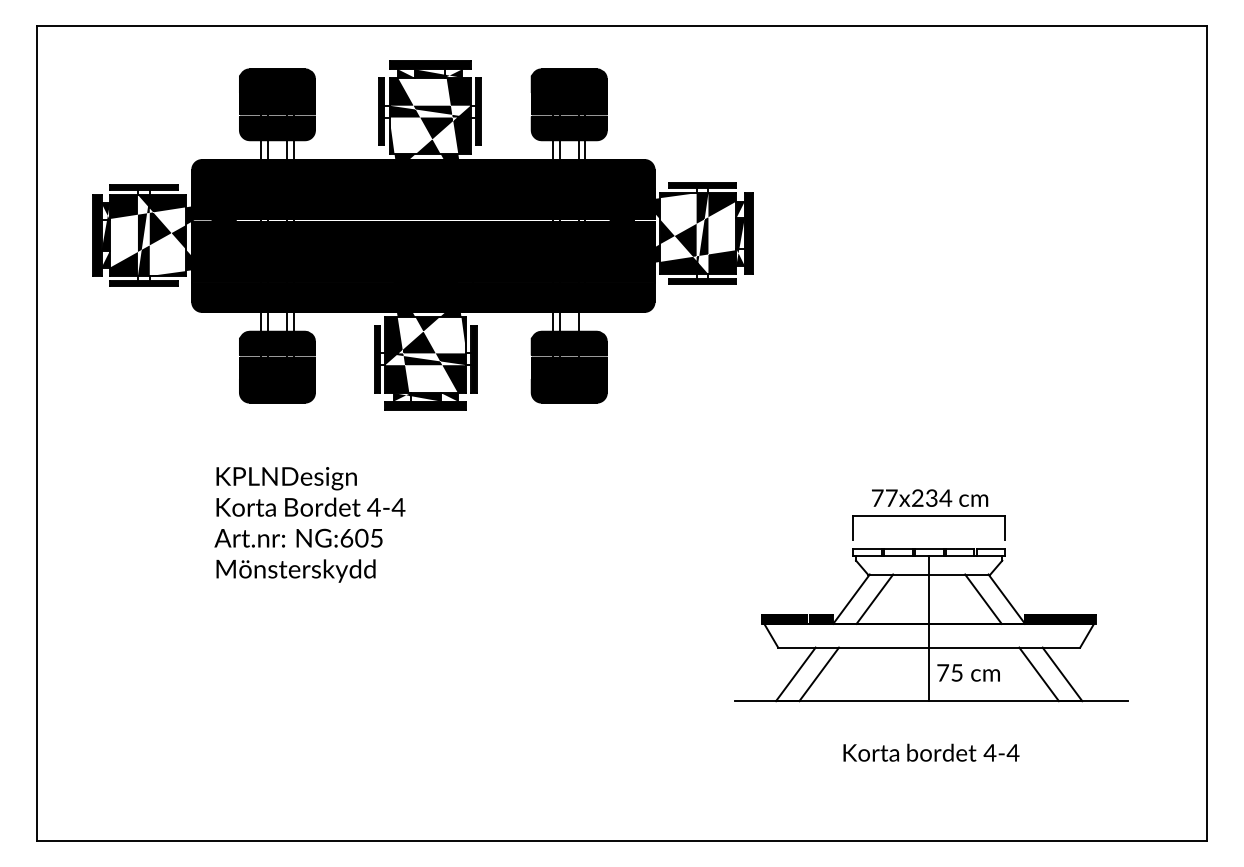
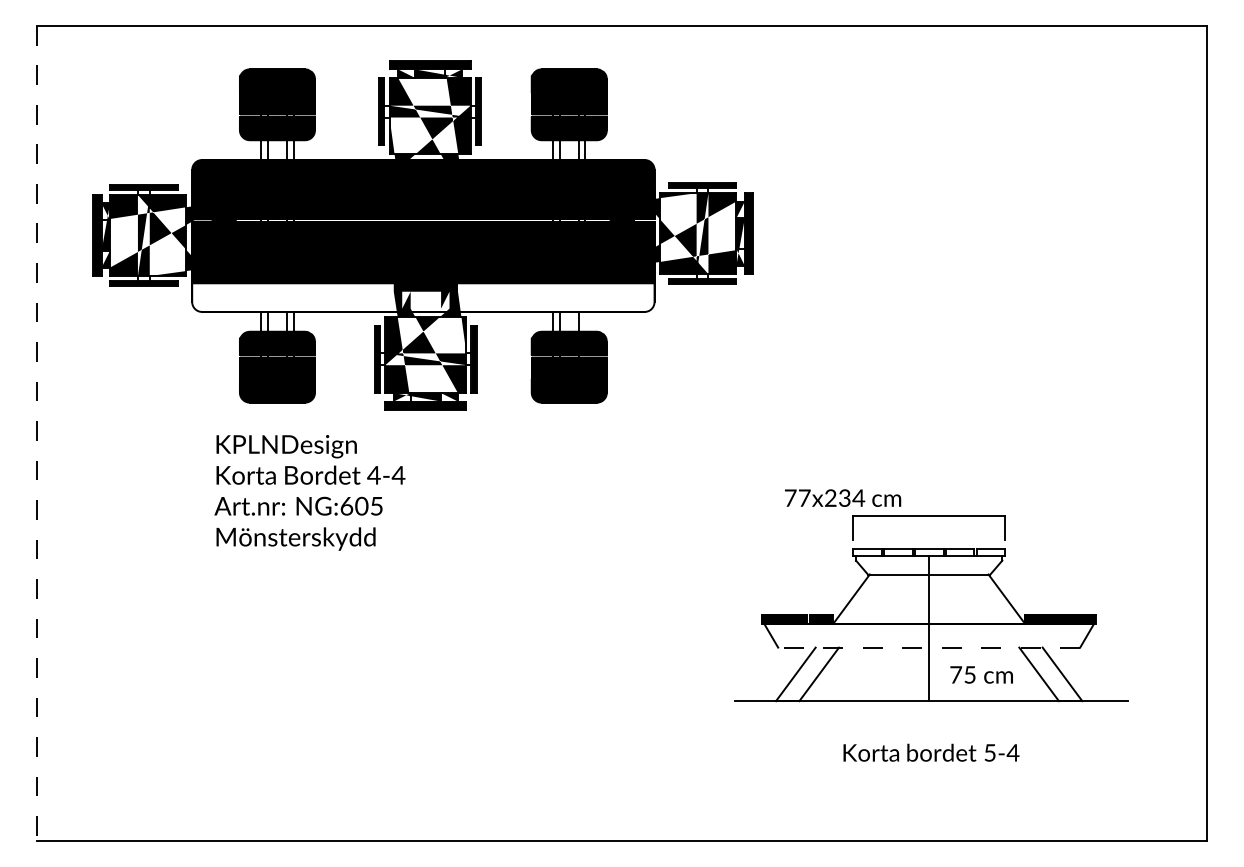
fill: present -> none (423, 297)
line: solid -> dashed (37, 433)
text position: (930, 497) -> (843, 497) (843, 497)
text position: (309, 524) -> (309, 492) (309, 492)
line: present -> none (874, 598)
line: present -> none (983, 598)
line: solid -> dashed (928, 647)
text position: (968, 672) -> (981, 674) (981, 674)
text: 4-4 -> 5-4 (989, 752)
